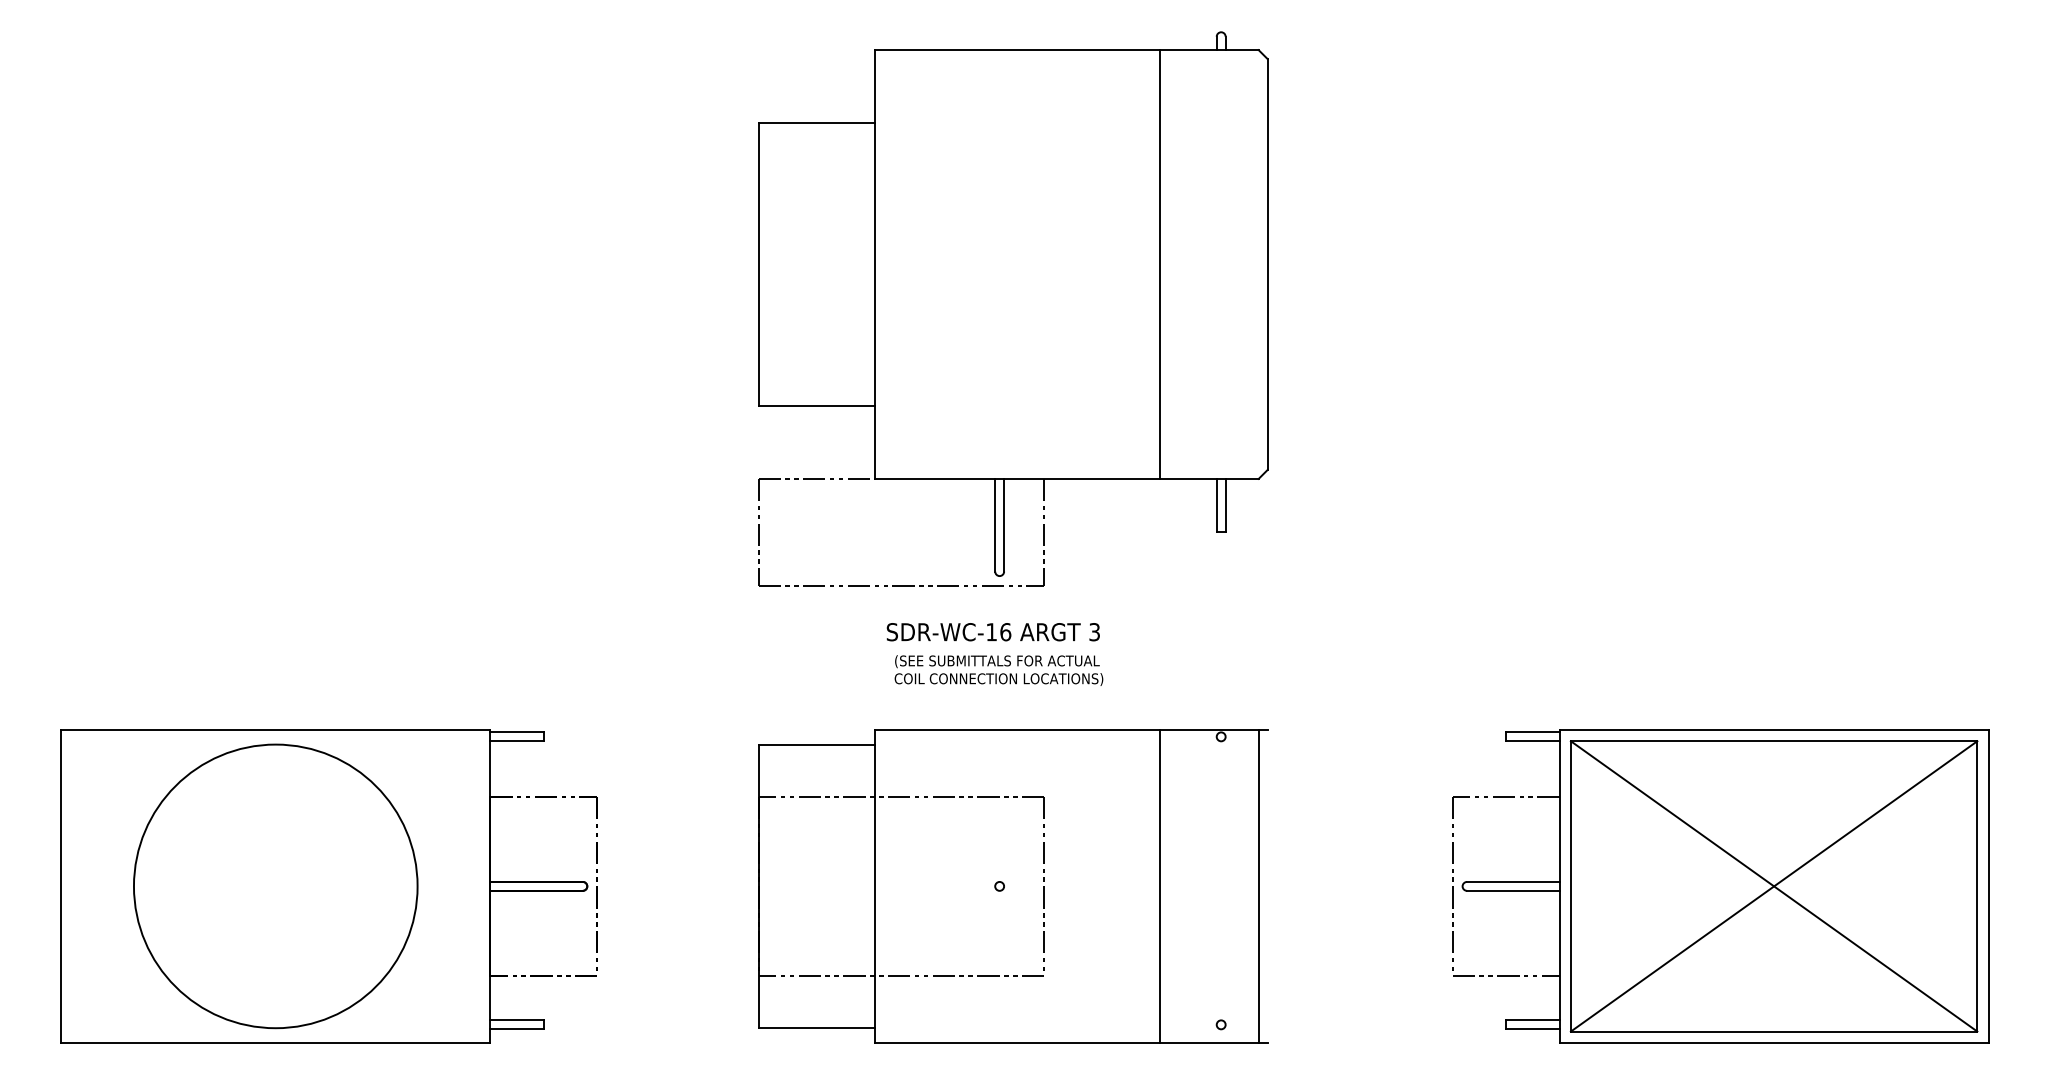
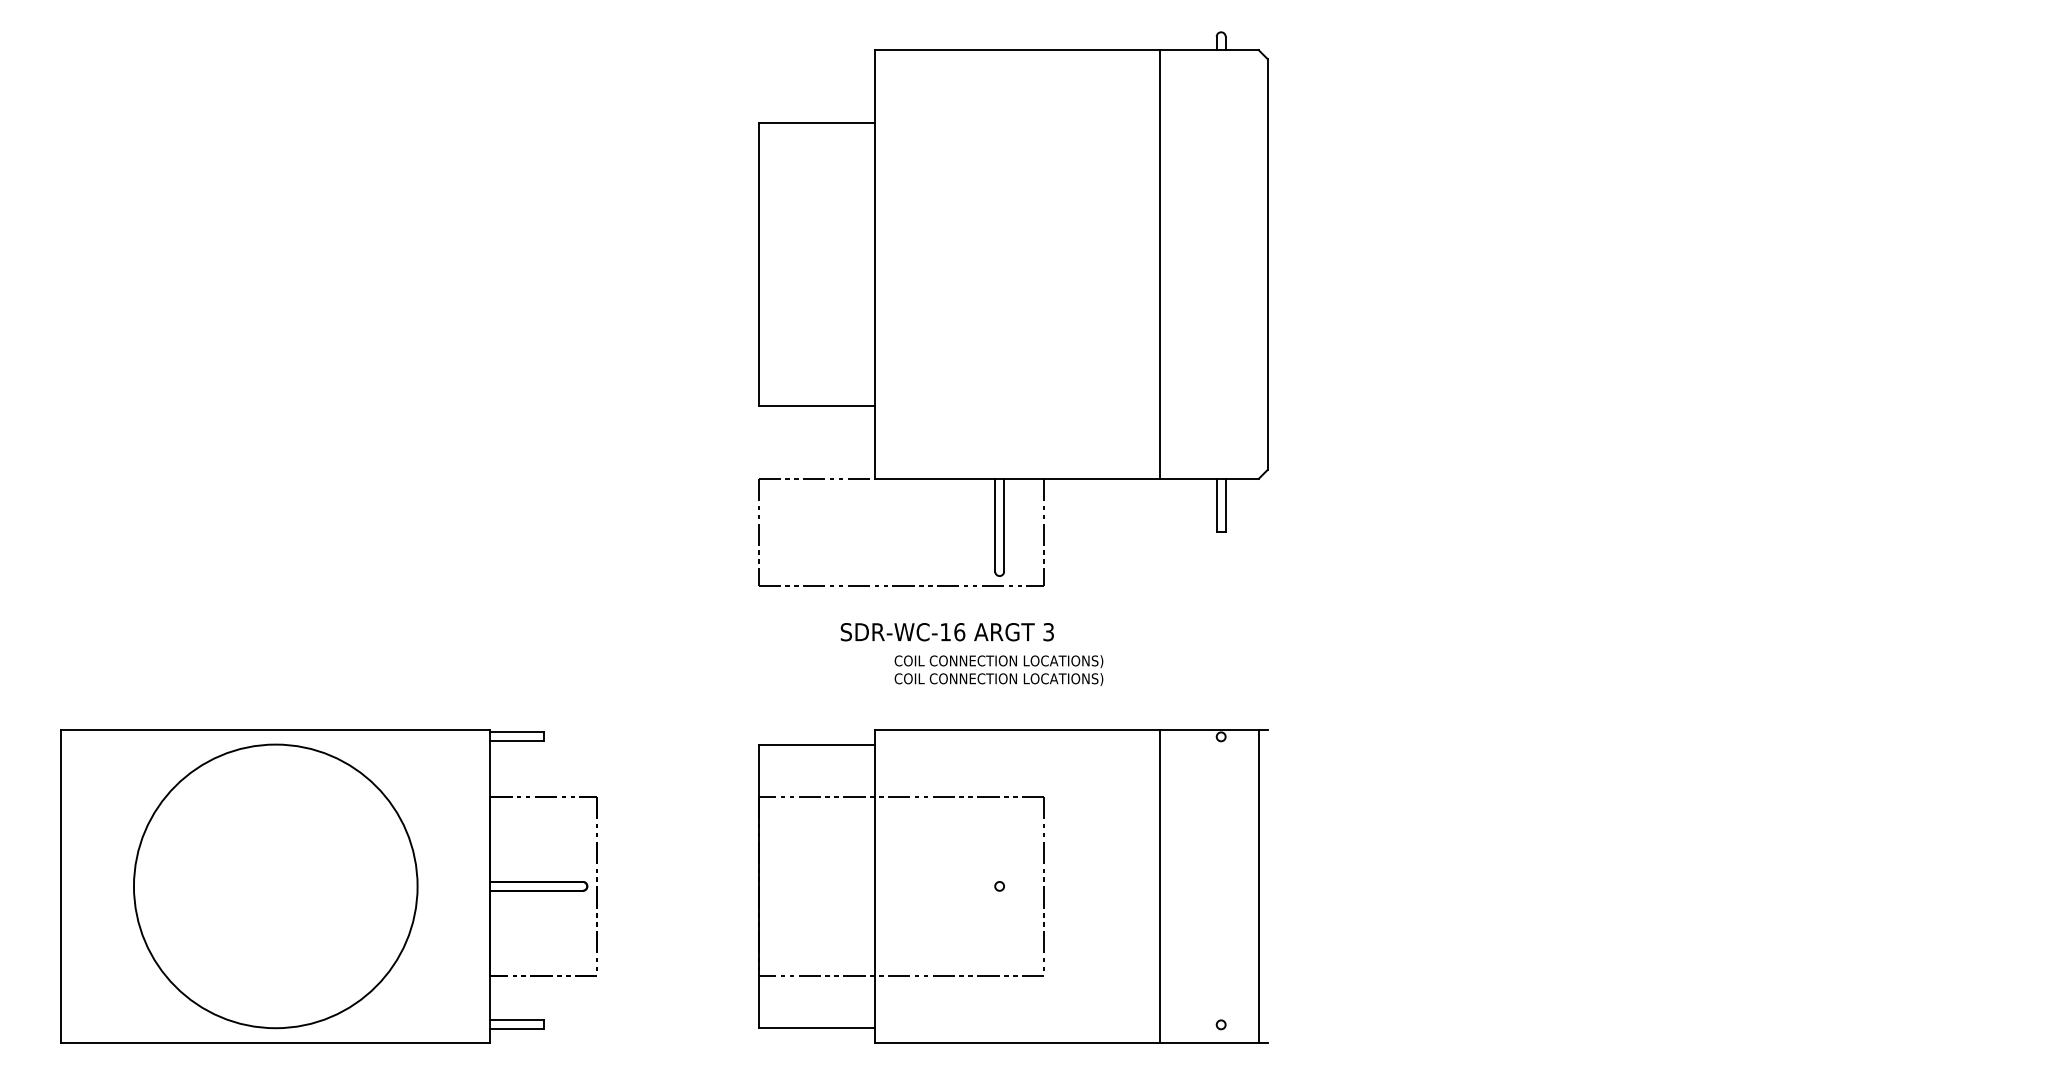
text position: (992, 632) -> (946, 632) (946, 632)
text: (SEE SUBMITTALS FOR ACTUAL -> COIL CONNECTION LOCATIONS) (998, 661)
part: present -> none (1720, 886)
